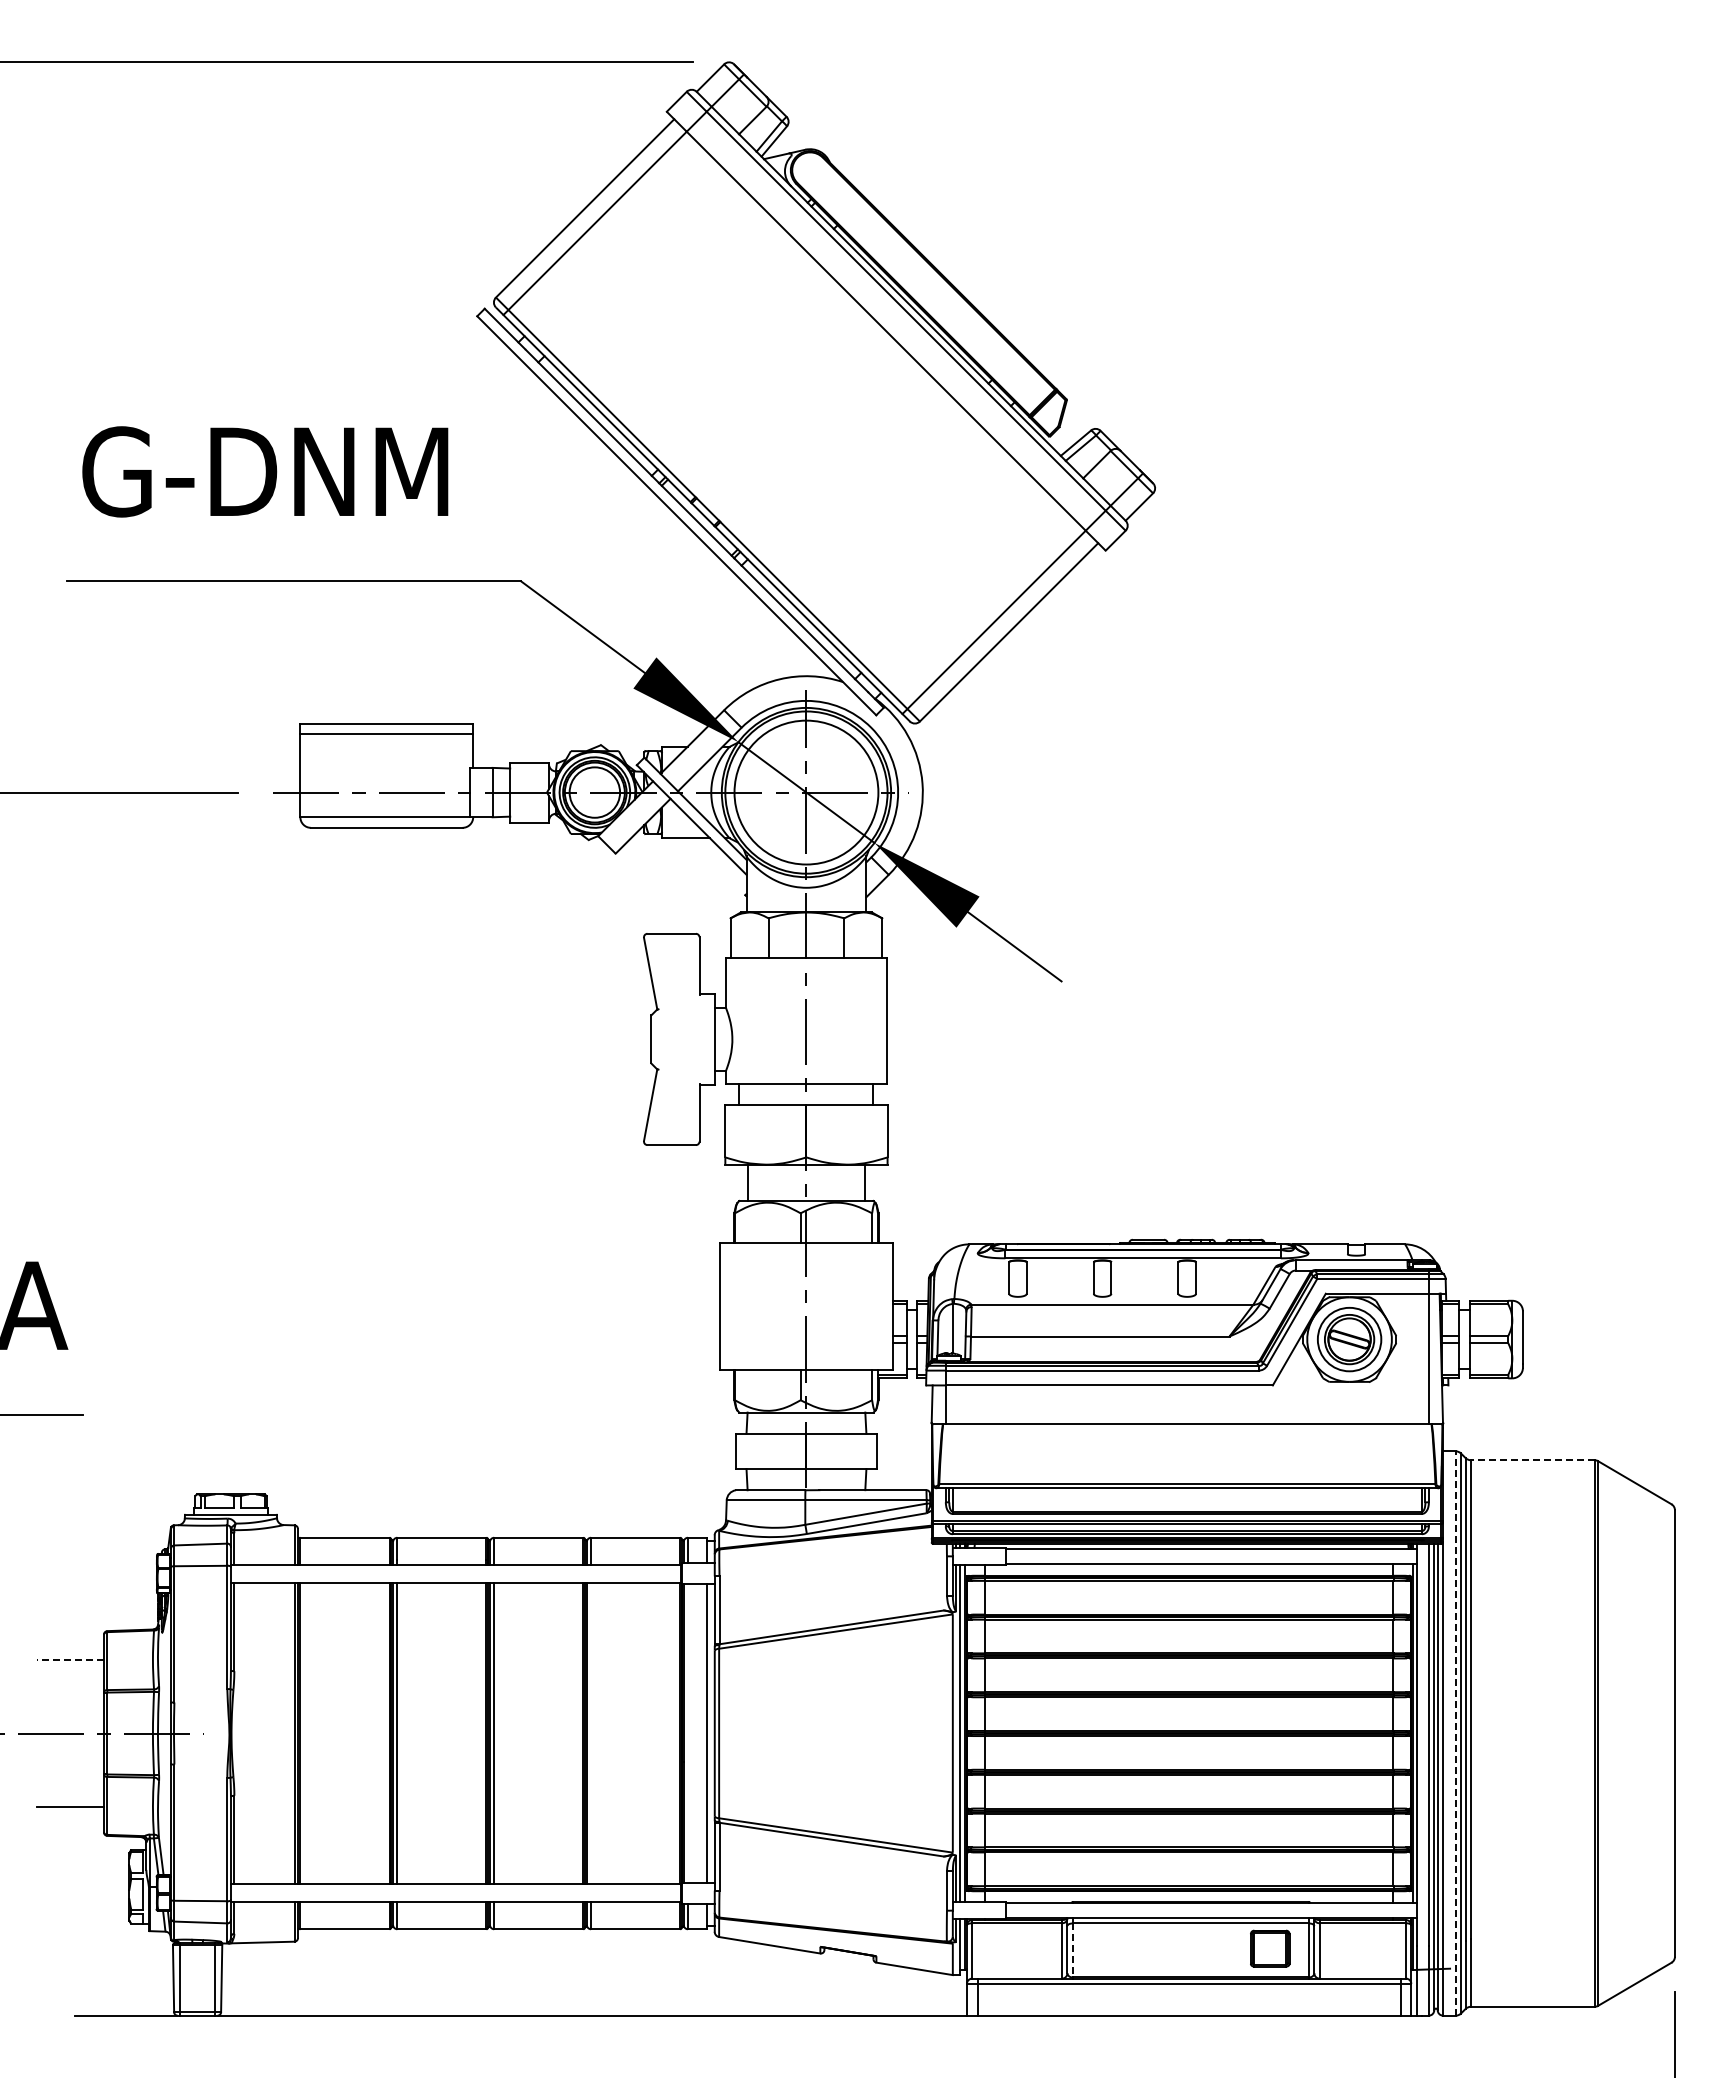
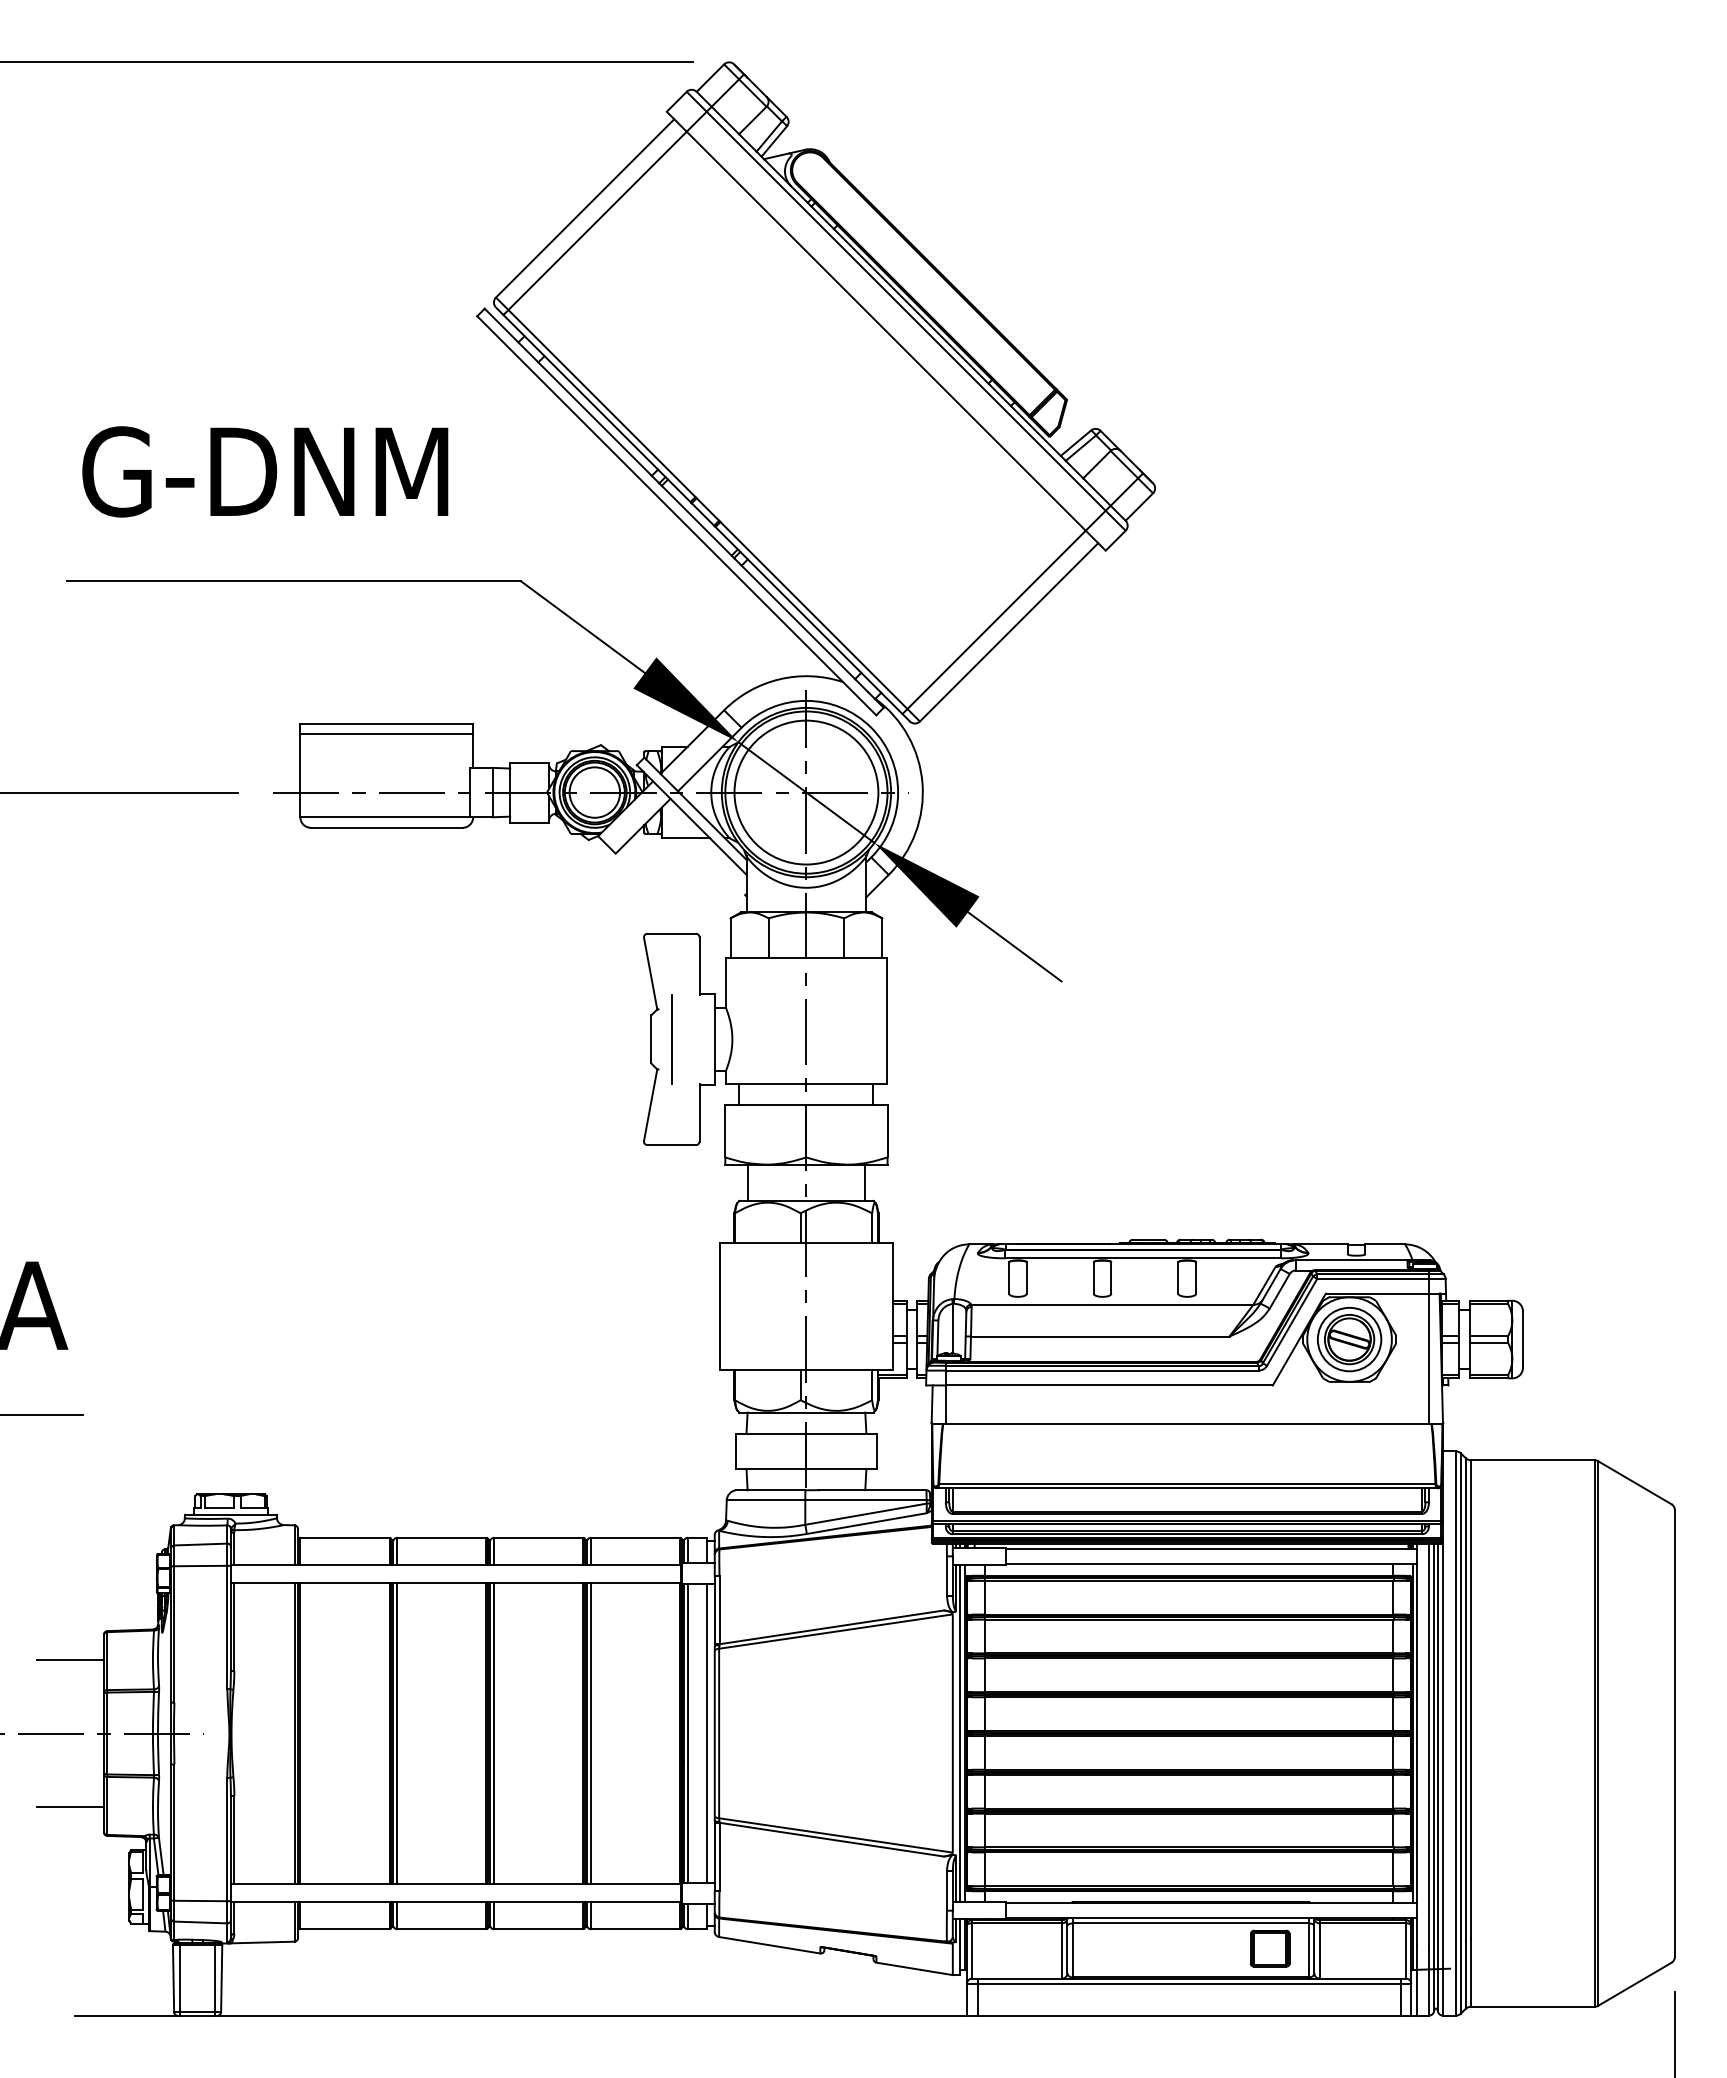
line: none -> present (672, 1039)
line: dashed -> solid (1532, 1460)
line: dashed -> solid (70, 1659)
line: none -> present (591, 1733)
line: none -> present (687, 1733)
line: dashed -> solid (1455, 1733)
line: dashed -> solid (1072, 1950)
